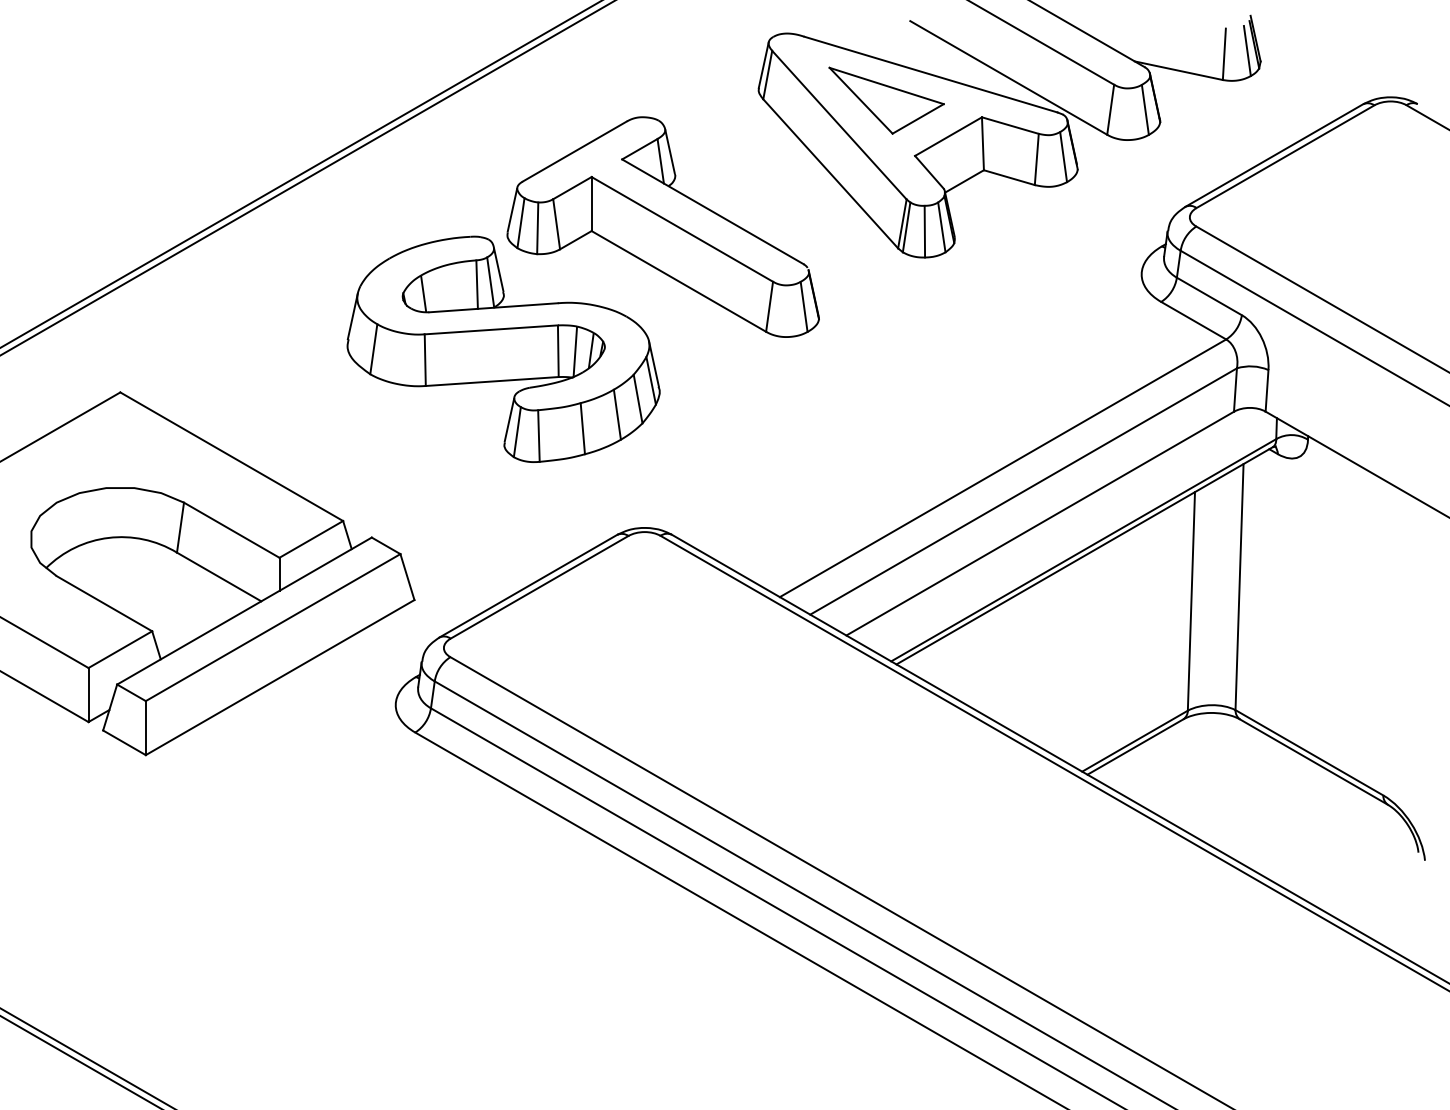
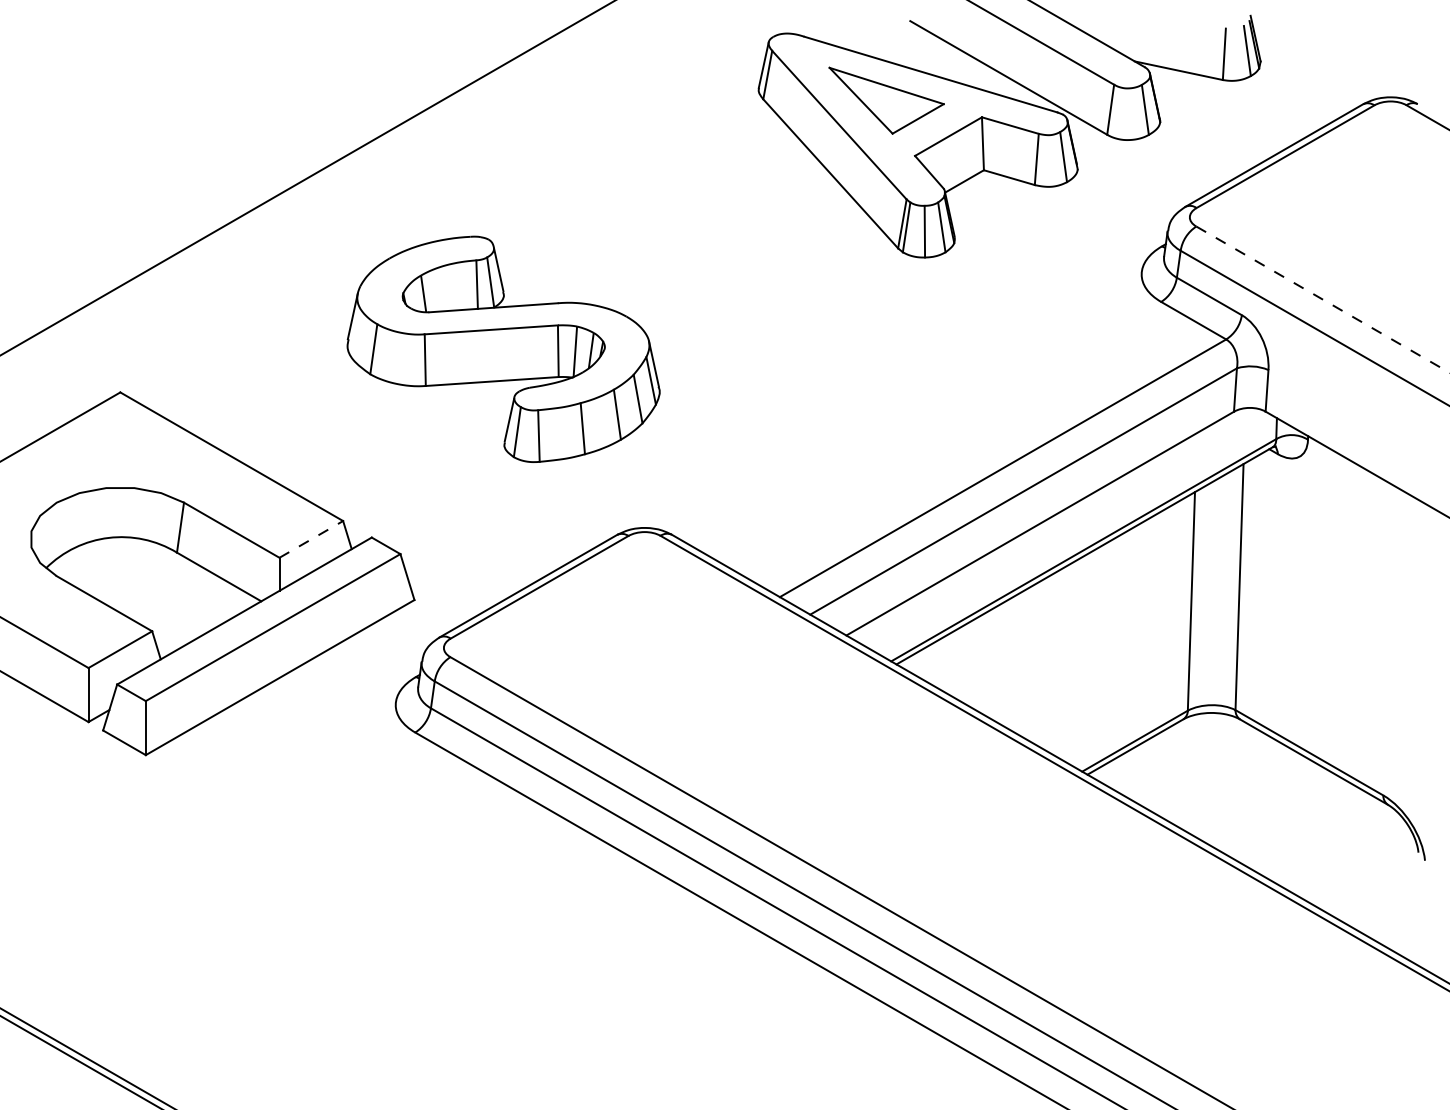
line: present -> none (300, 174)
part: present -> none (662, 226)
line: solid -> dashed (1323, 299)
line: solid -> dashed (311, 539)
